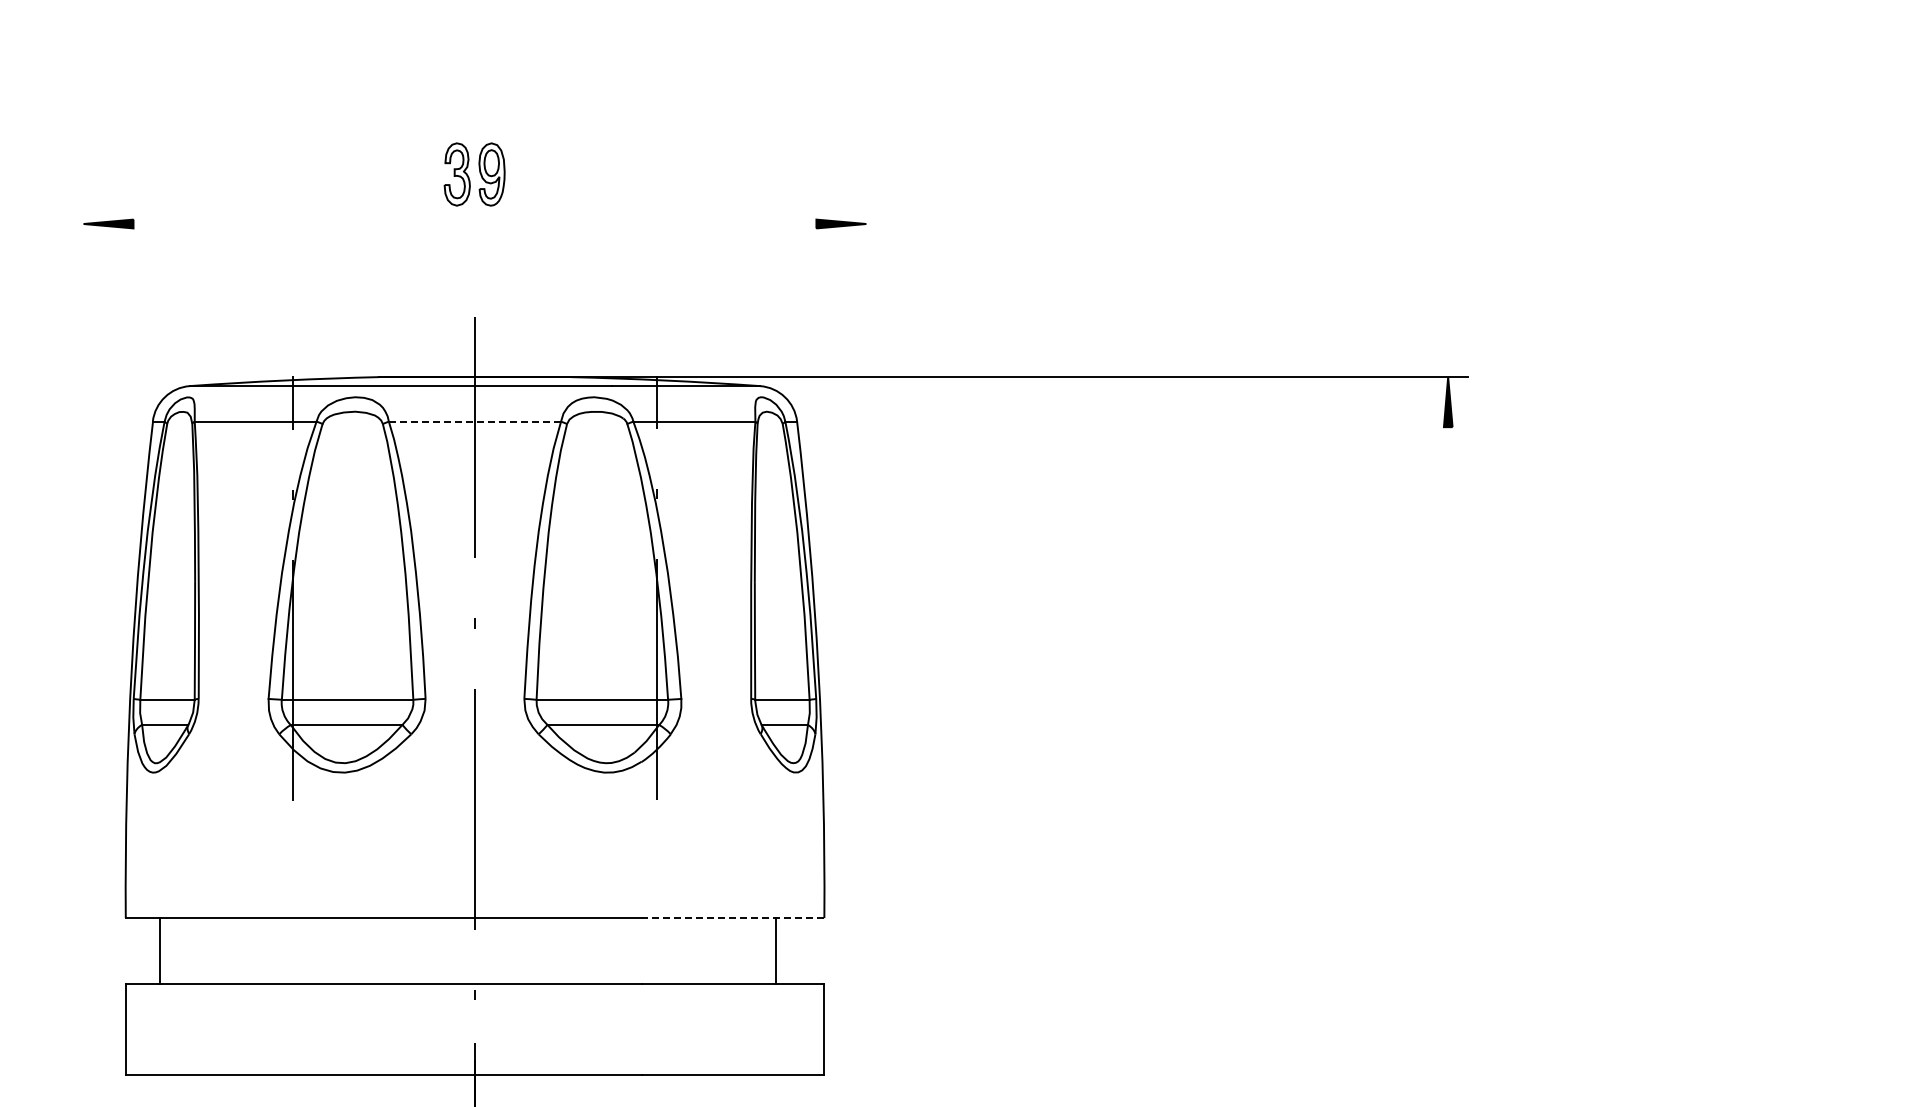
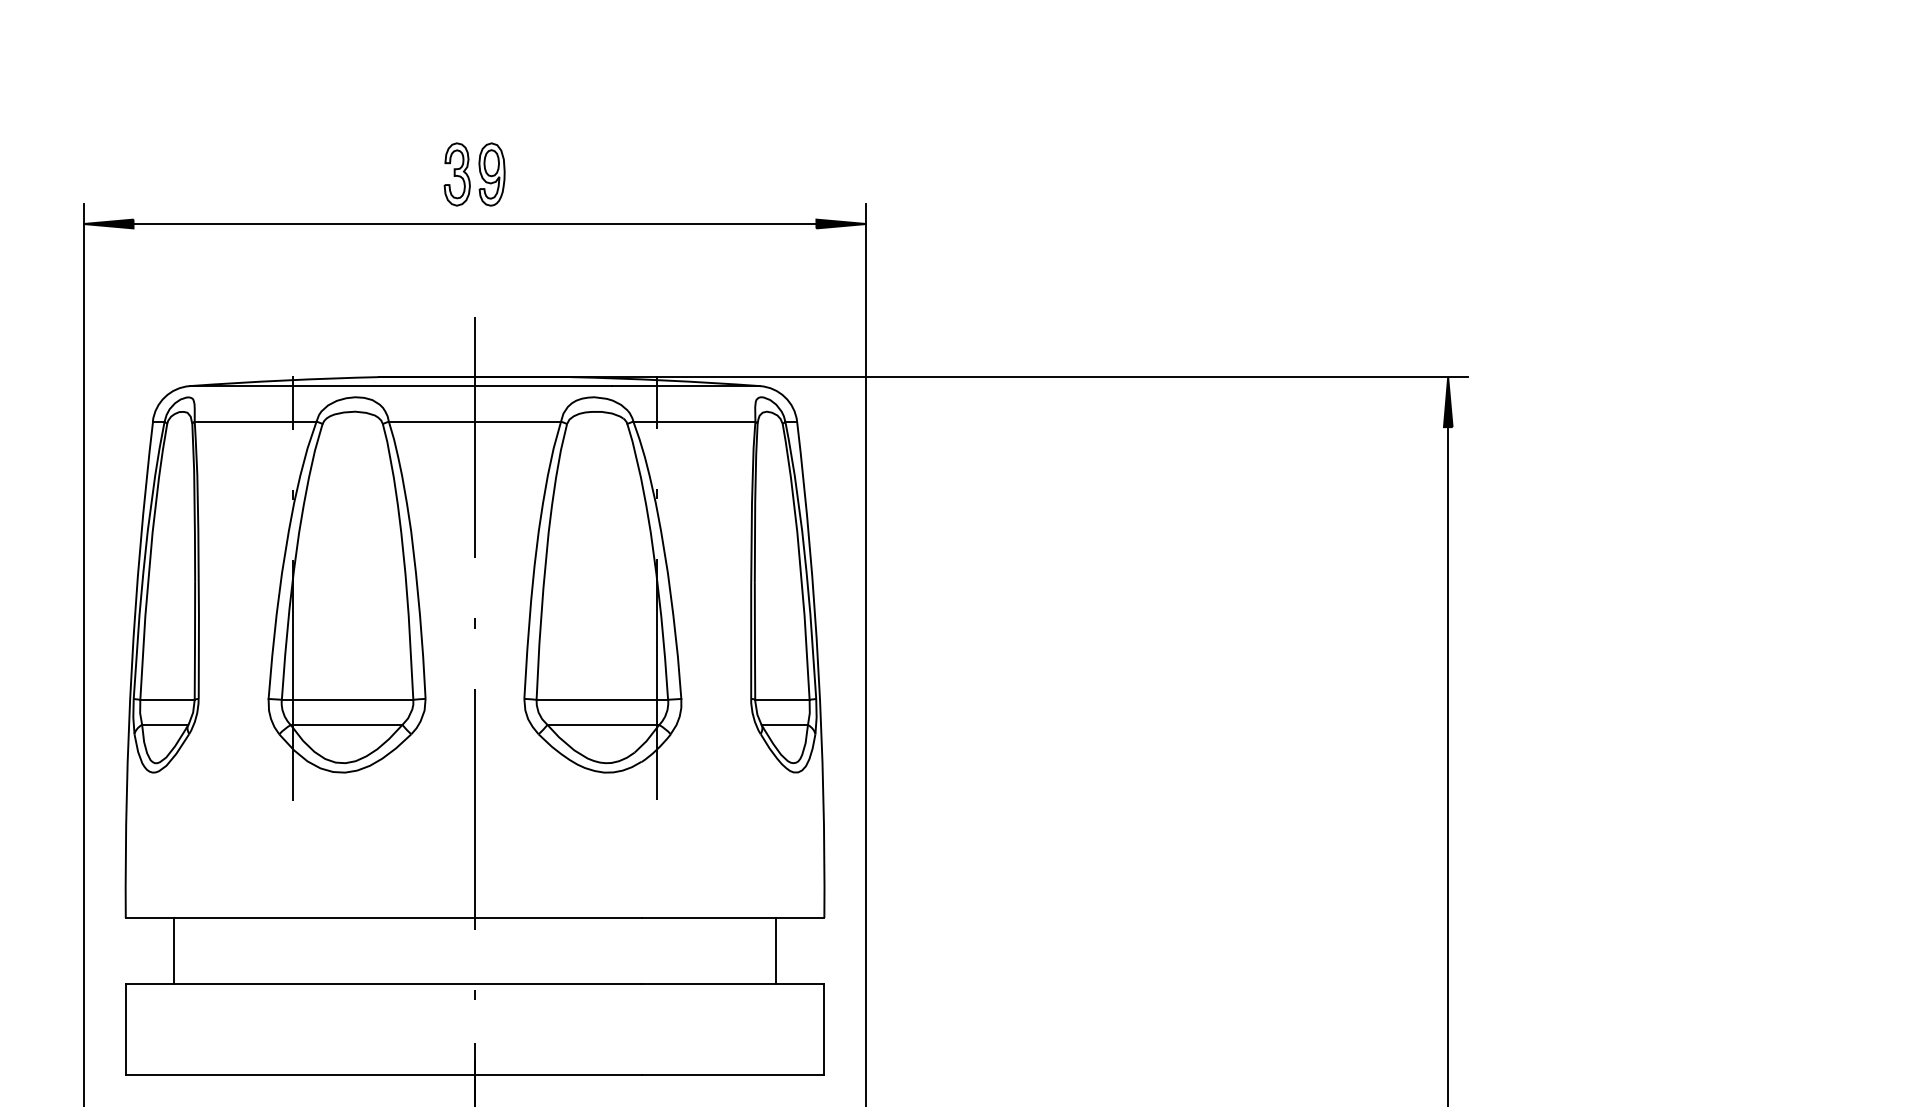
line: none -> present (474, 224)
line: dashed -> solid (474, 421)
line: none -> present (83, 653)
line: none -> present (866, 653)
line: none -> present (1448, 765)
line: dashed -> solid (733, 917)
line position: (159, 950) -> (173, 950) (173, 950)
